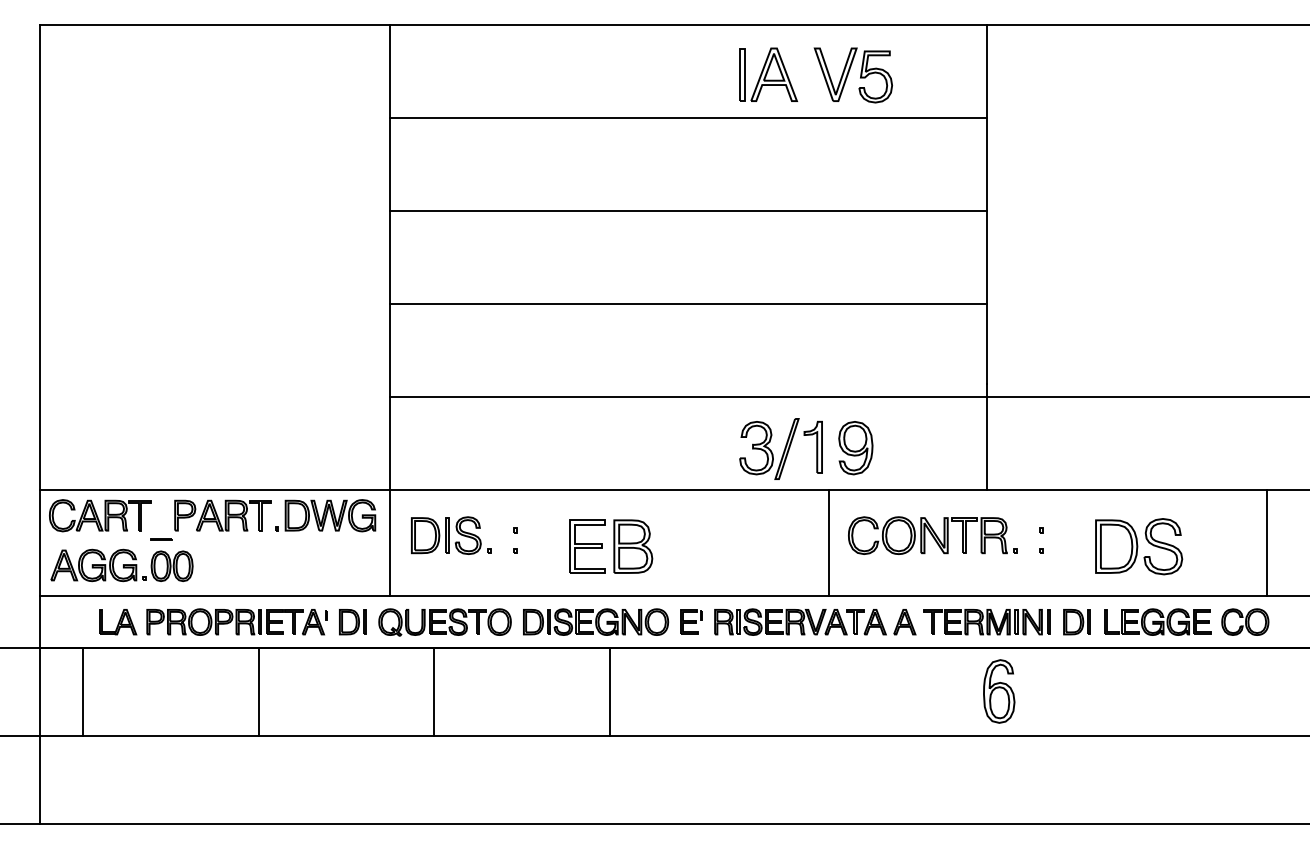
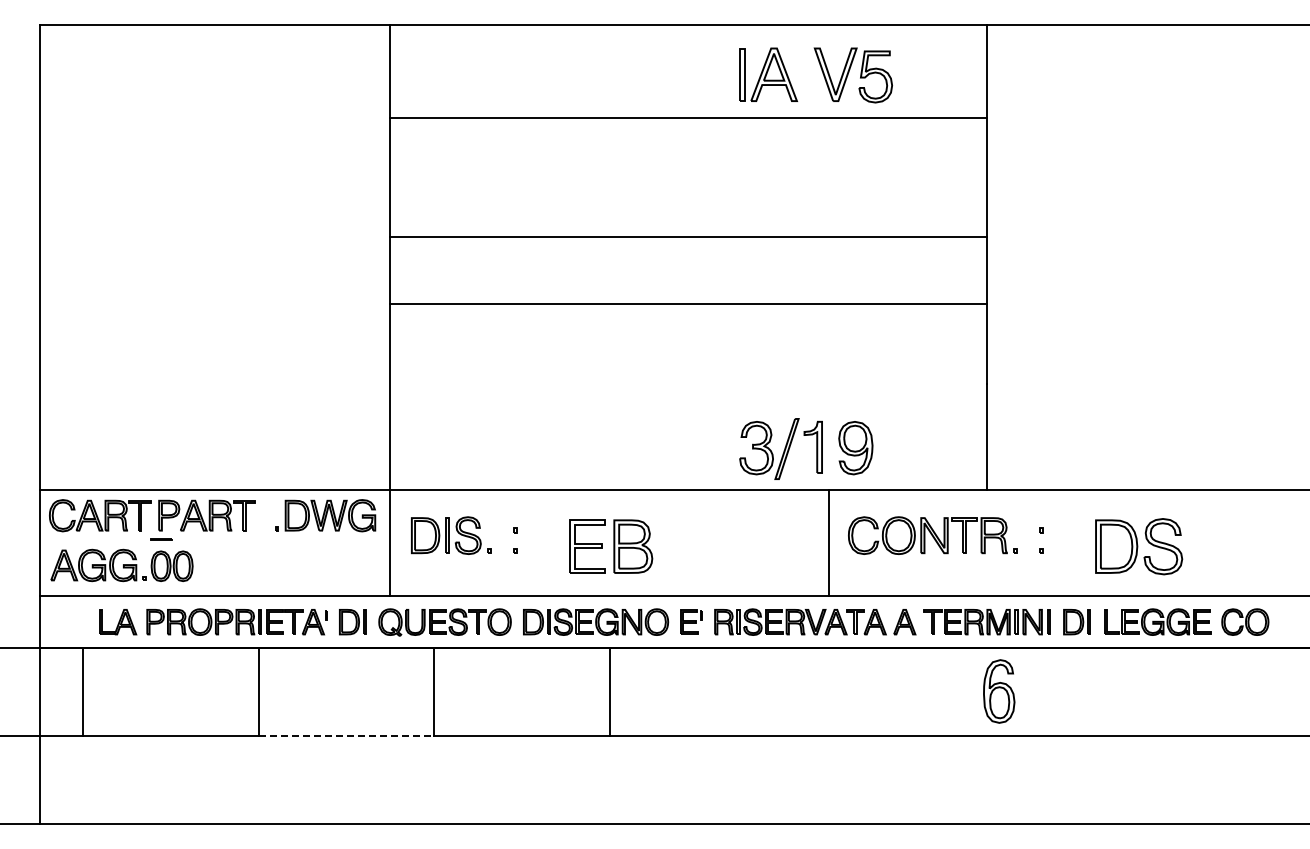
line position: (688, 211) -> (688, 237) (688, 237)
line: present -> none (848, 397)
part position: (222, 515) -> (206, 515) (206, 515)
line: present -> none (1267, 542)
line: solid -> dashed (346, 735)
